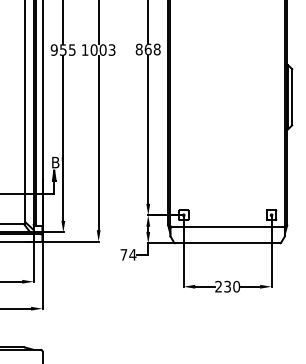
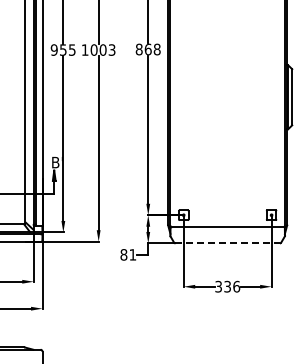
line: solid -> dashed (228, 243)
text: 74 -> 81 (128, 254)
text: 230 -> 336 (227, 286)
